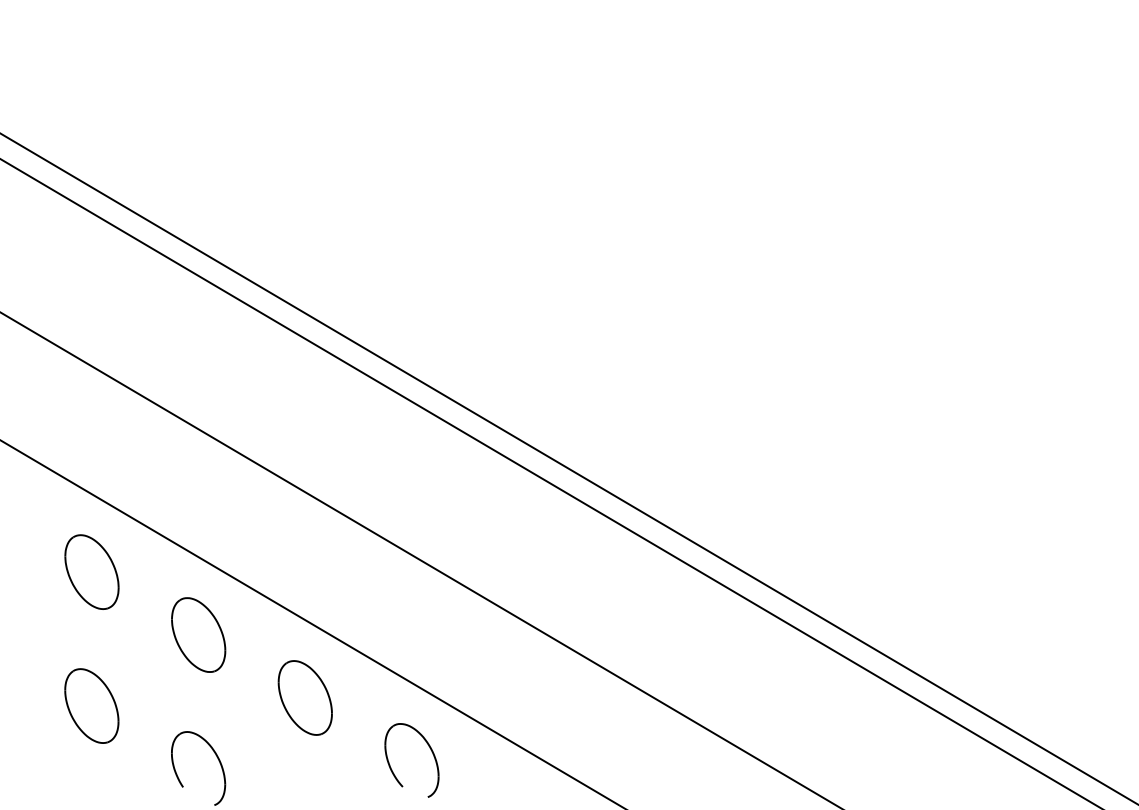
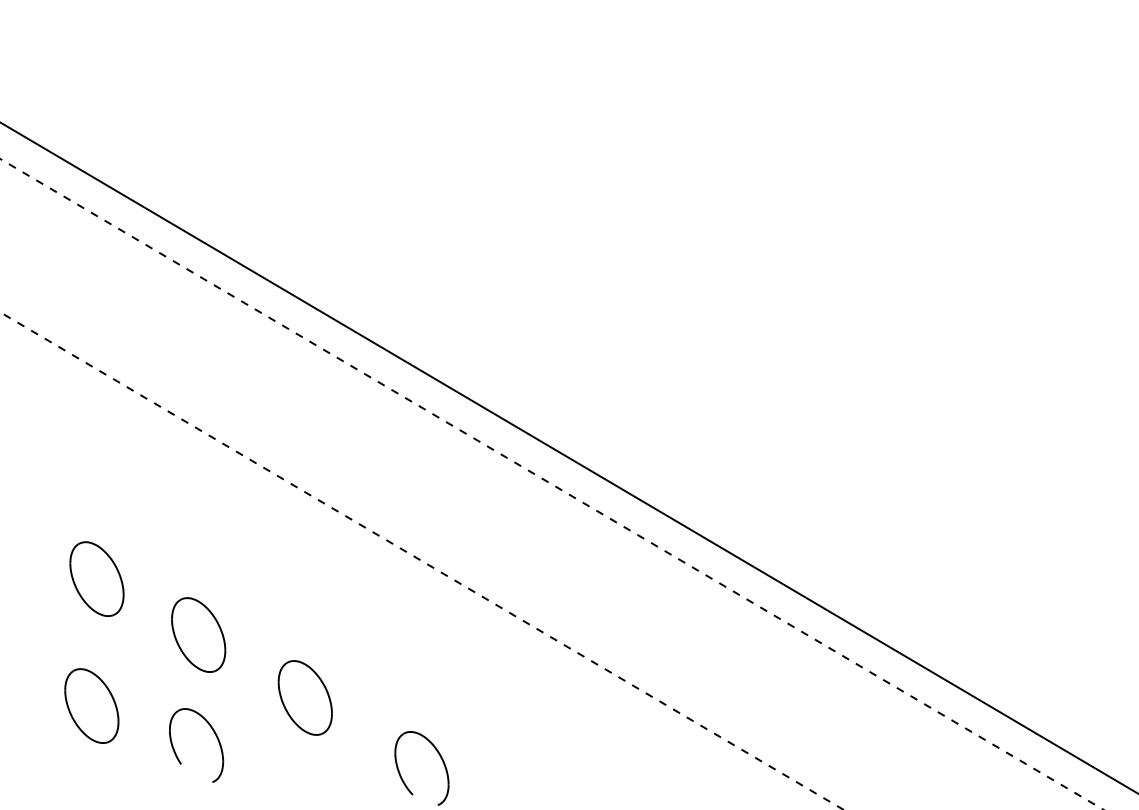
line position: (568, 468) -> (568, 457) (568, 457)
line: solid -> dashed (551, 483)
line: solid -> dashed (421, 560)
part position: (91, 571) -> (96, 578) (96, 578)
line: present -> none (311, 623)
part position: (216, 757) -> (214, 734) (214, 734)
part position: (392, 769) -> (402, 777) (402, 777)
